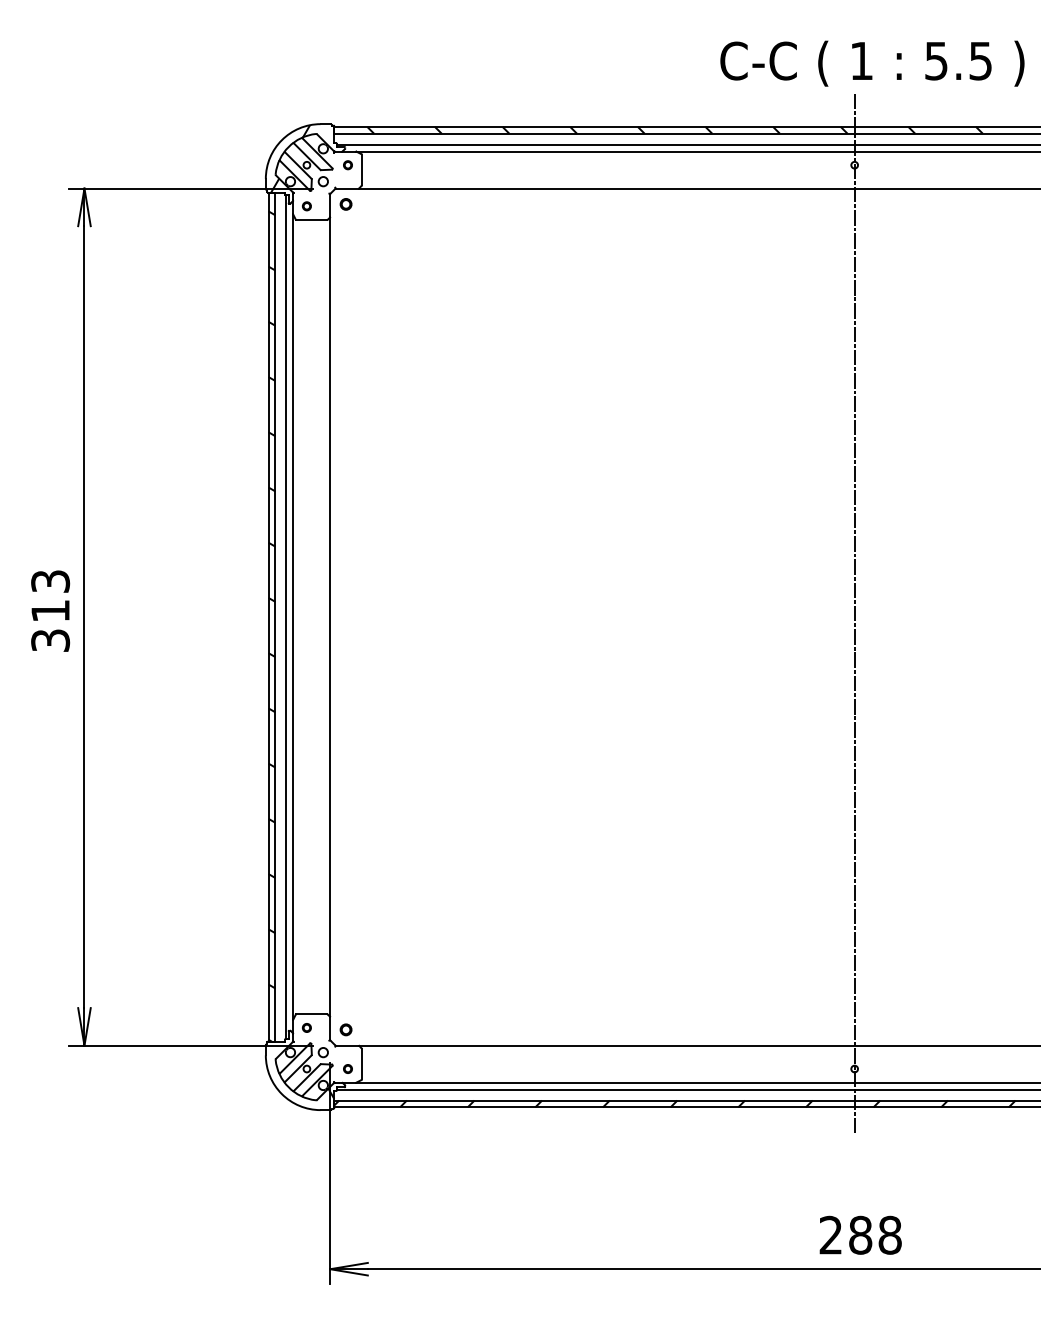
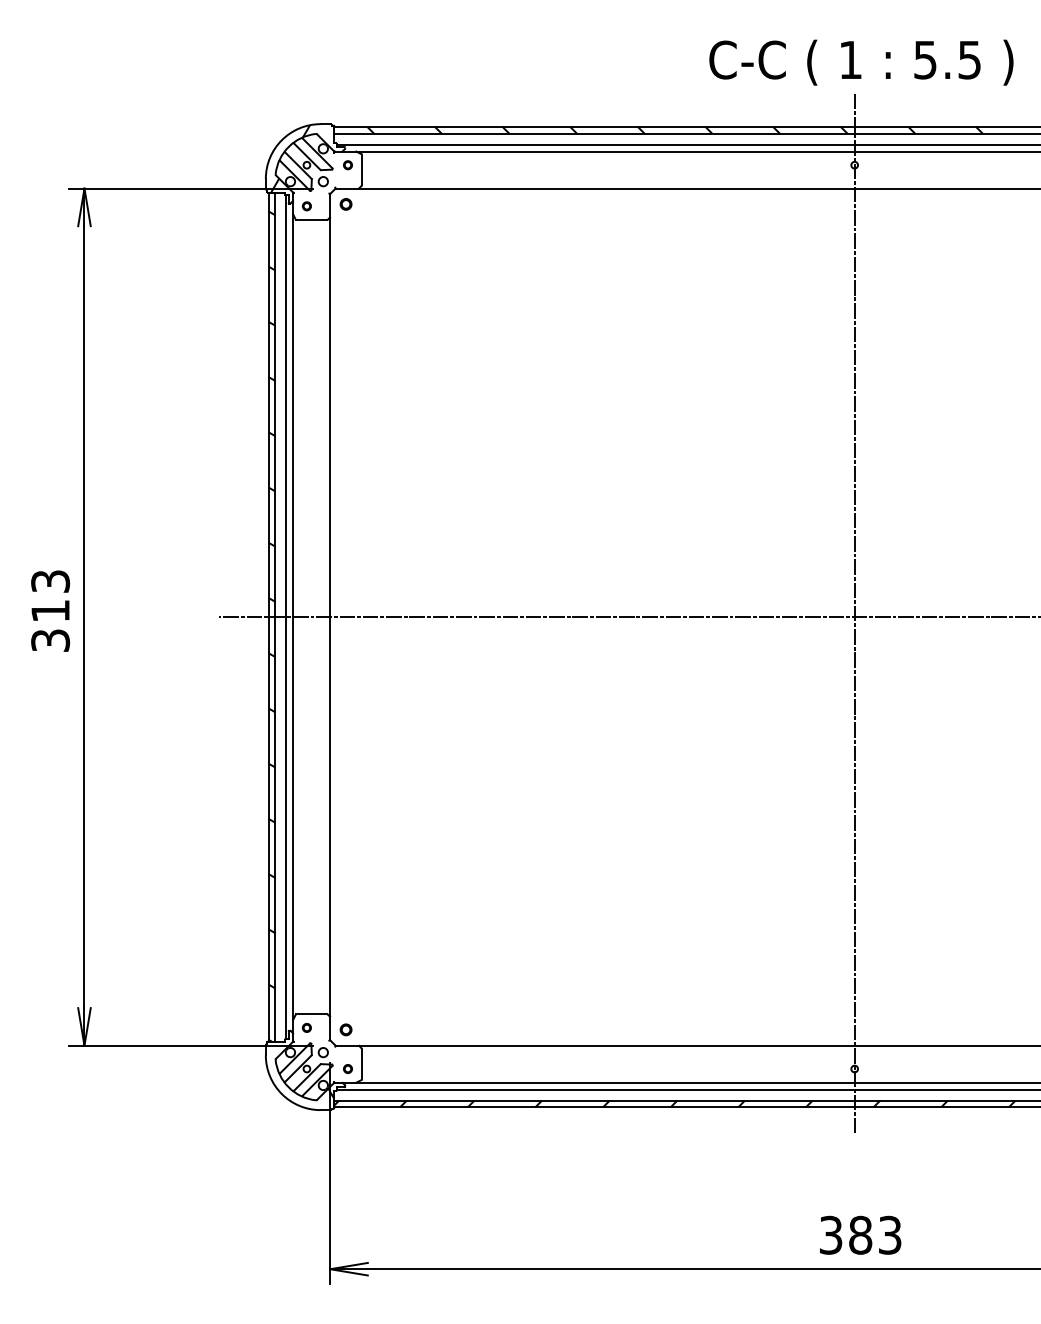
text position: (872, 63) -> (861, 62) (861, 62)
line: none -> present (628, 617)
text: 288 -> 383 (860, 1234)
